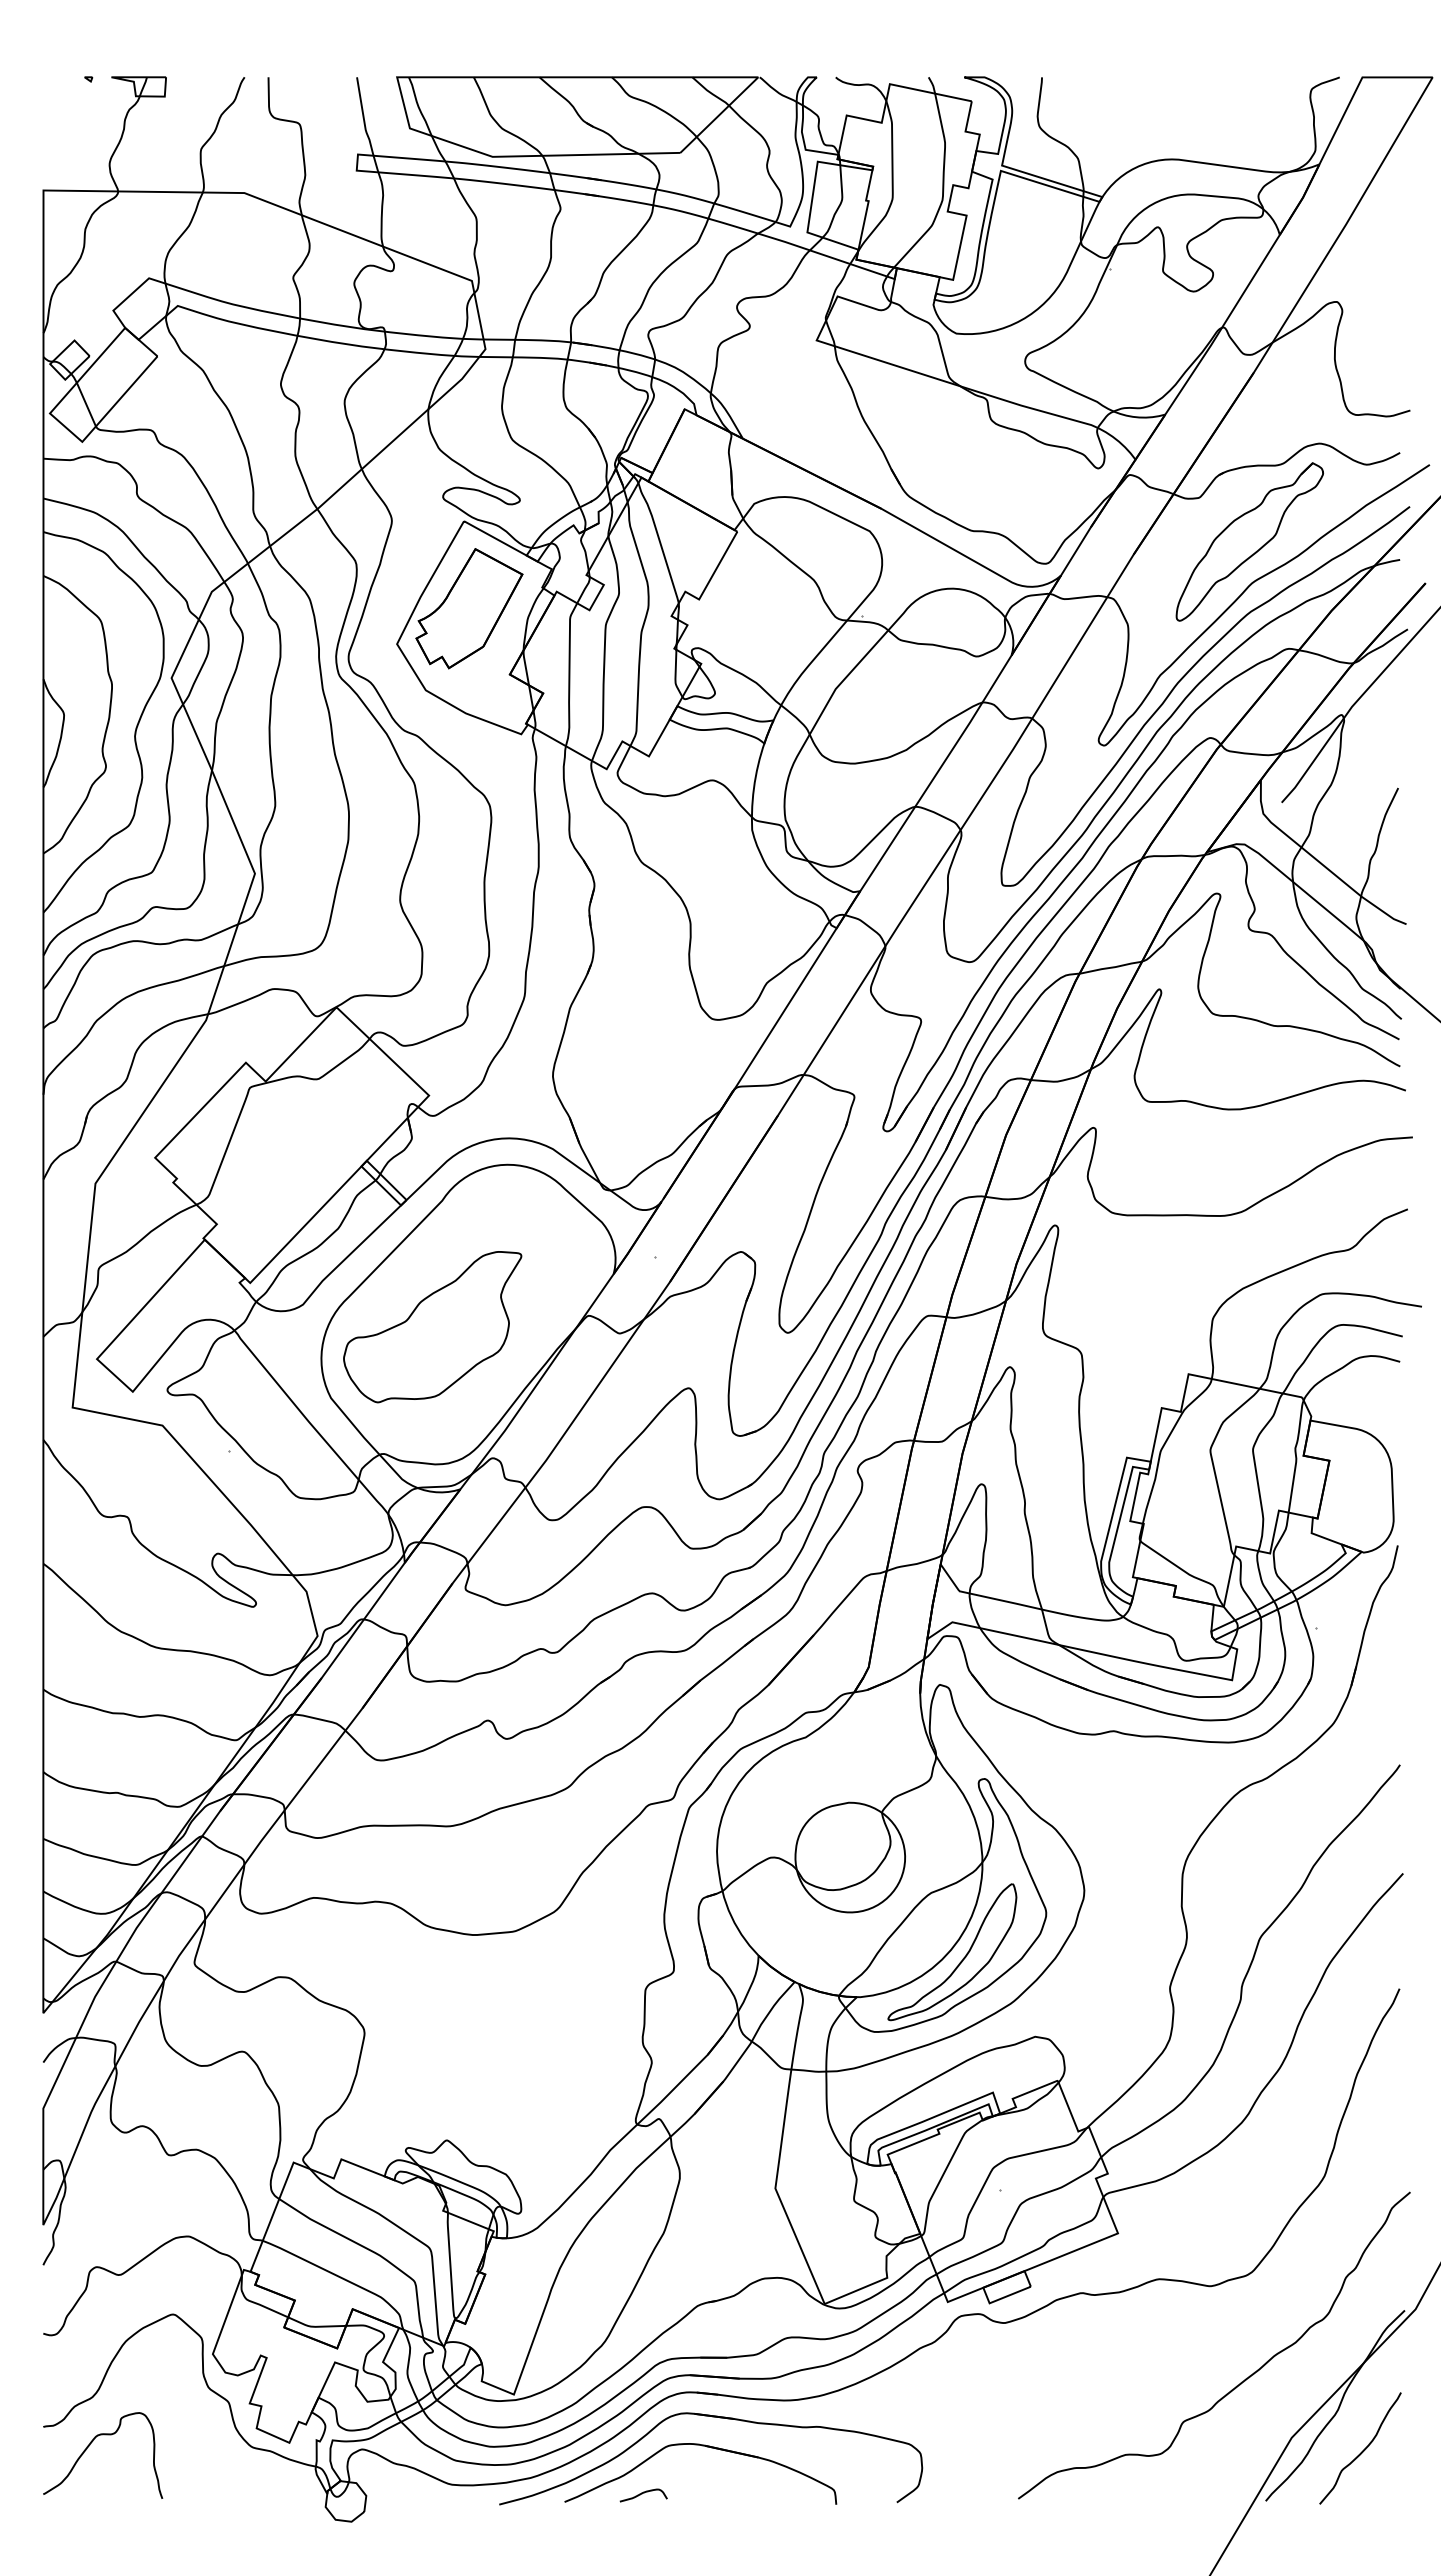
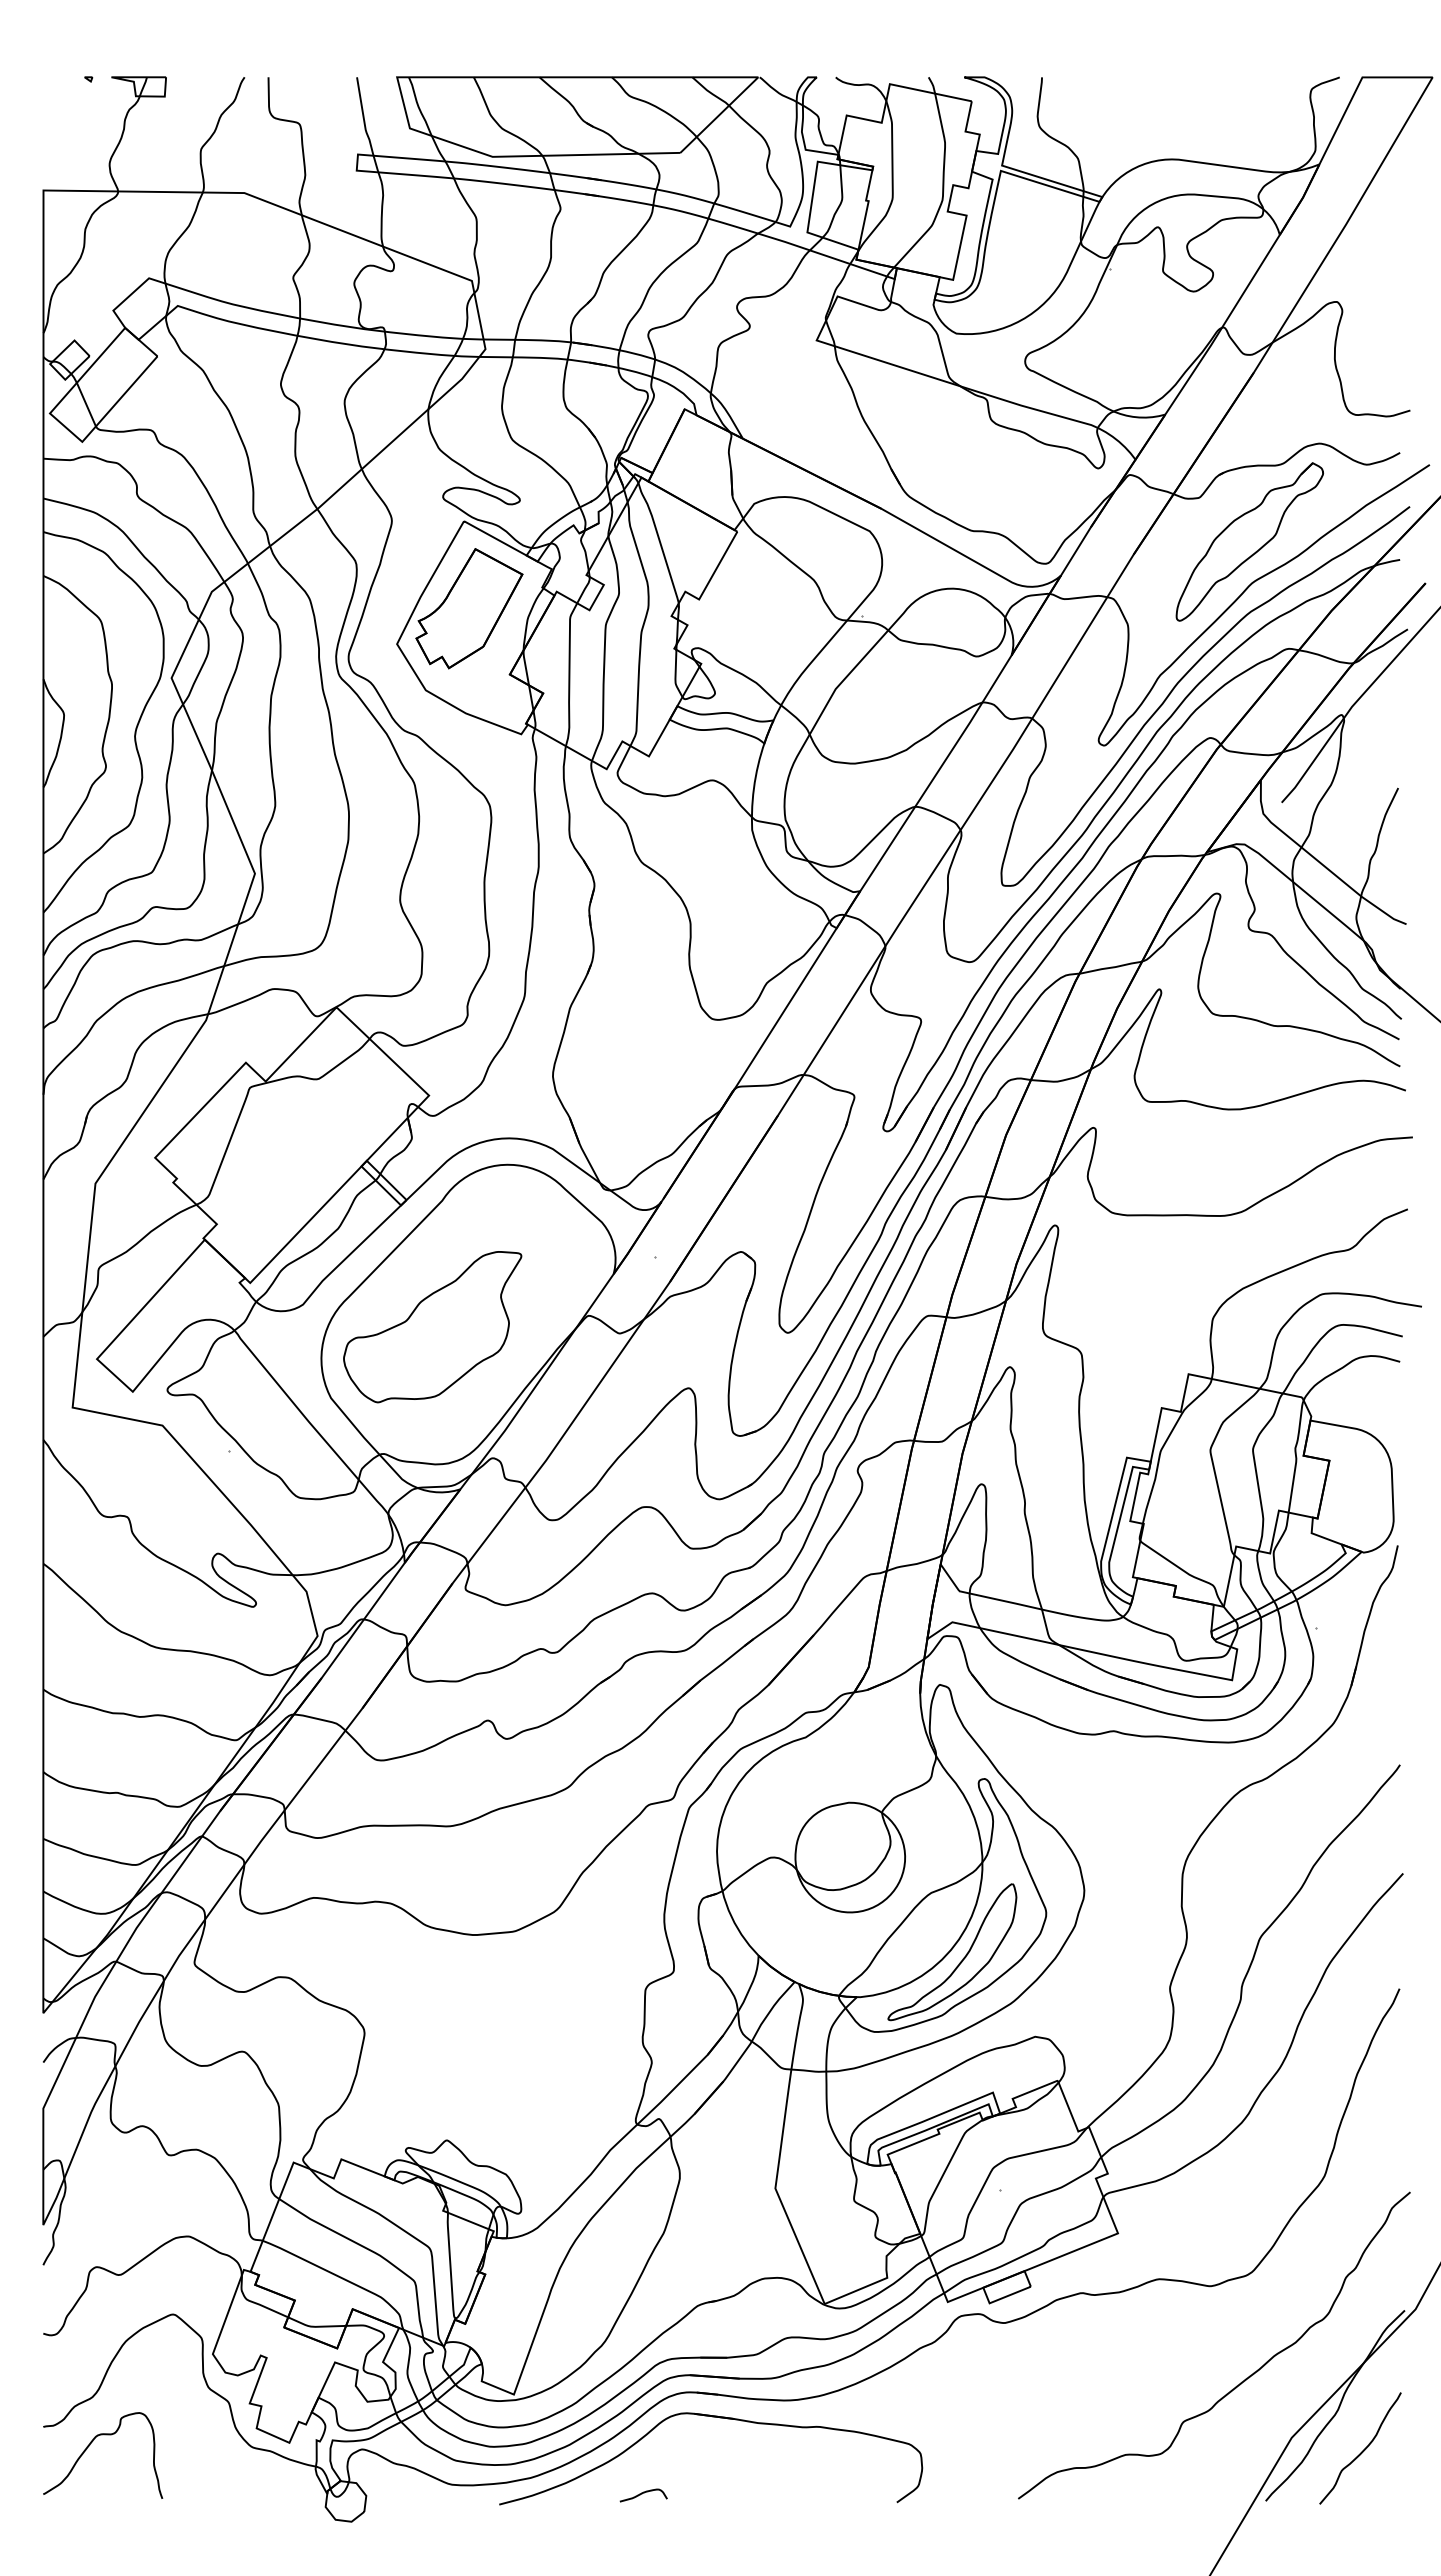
part: present -> none (706, 2447)
